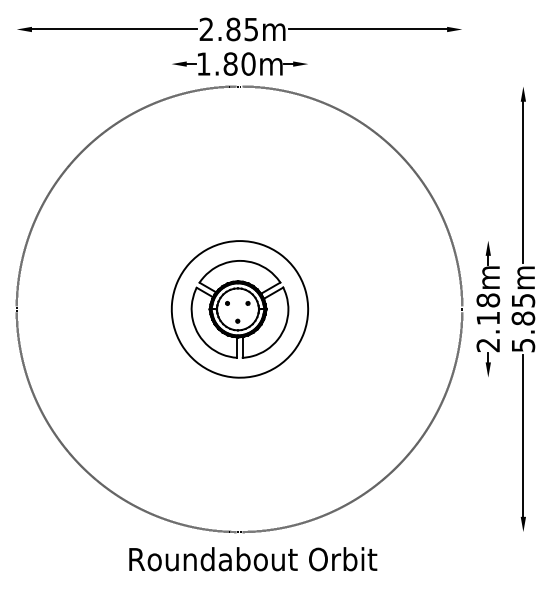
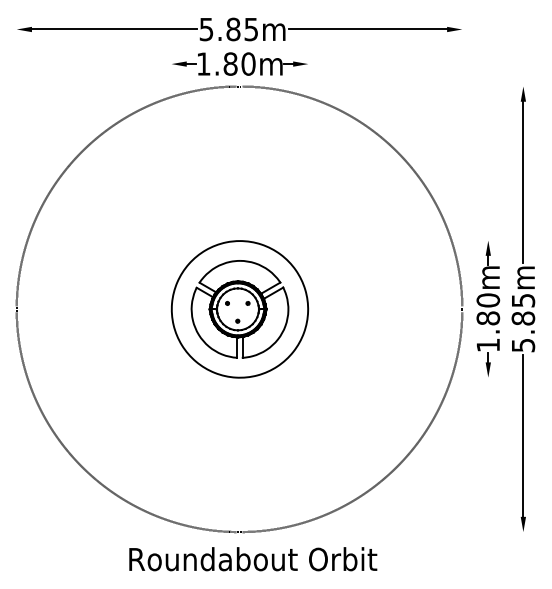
text: 2.85m -> 5.85m (206, 29)
text: 2.18m -> 1.80m (488, 322)
